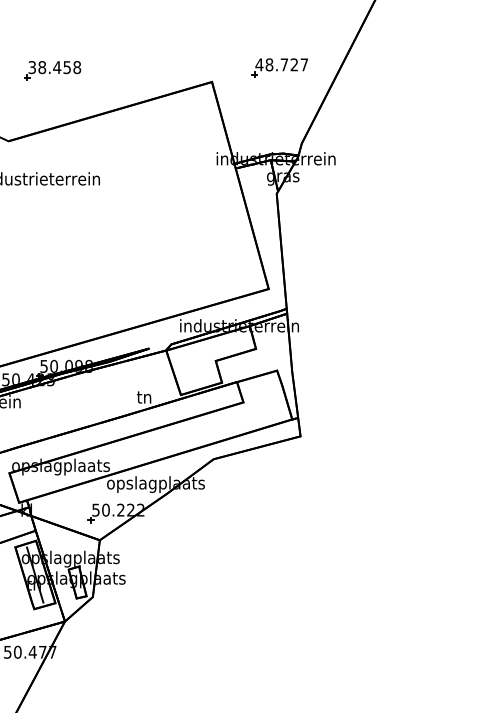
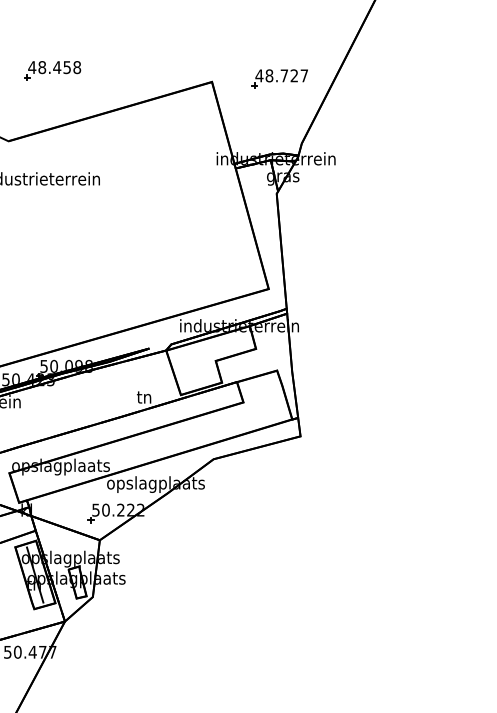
text: 38.458 -> 48.458 (32, 67)
part position: (279, 67) -> (279, 78) (279, 78)
